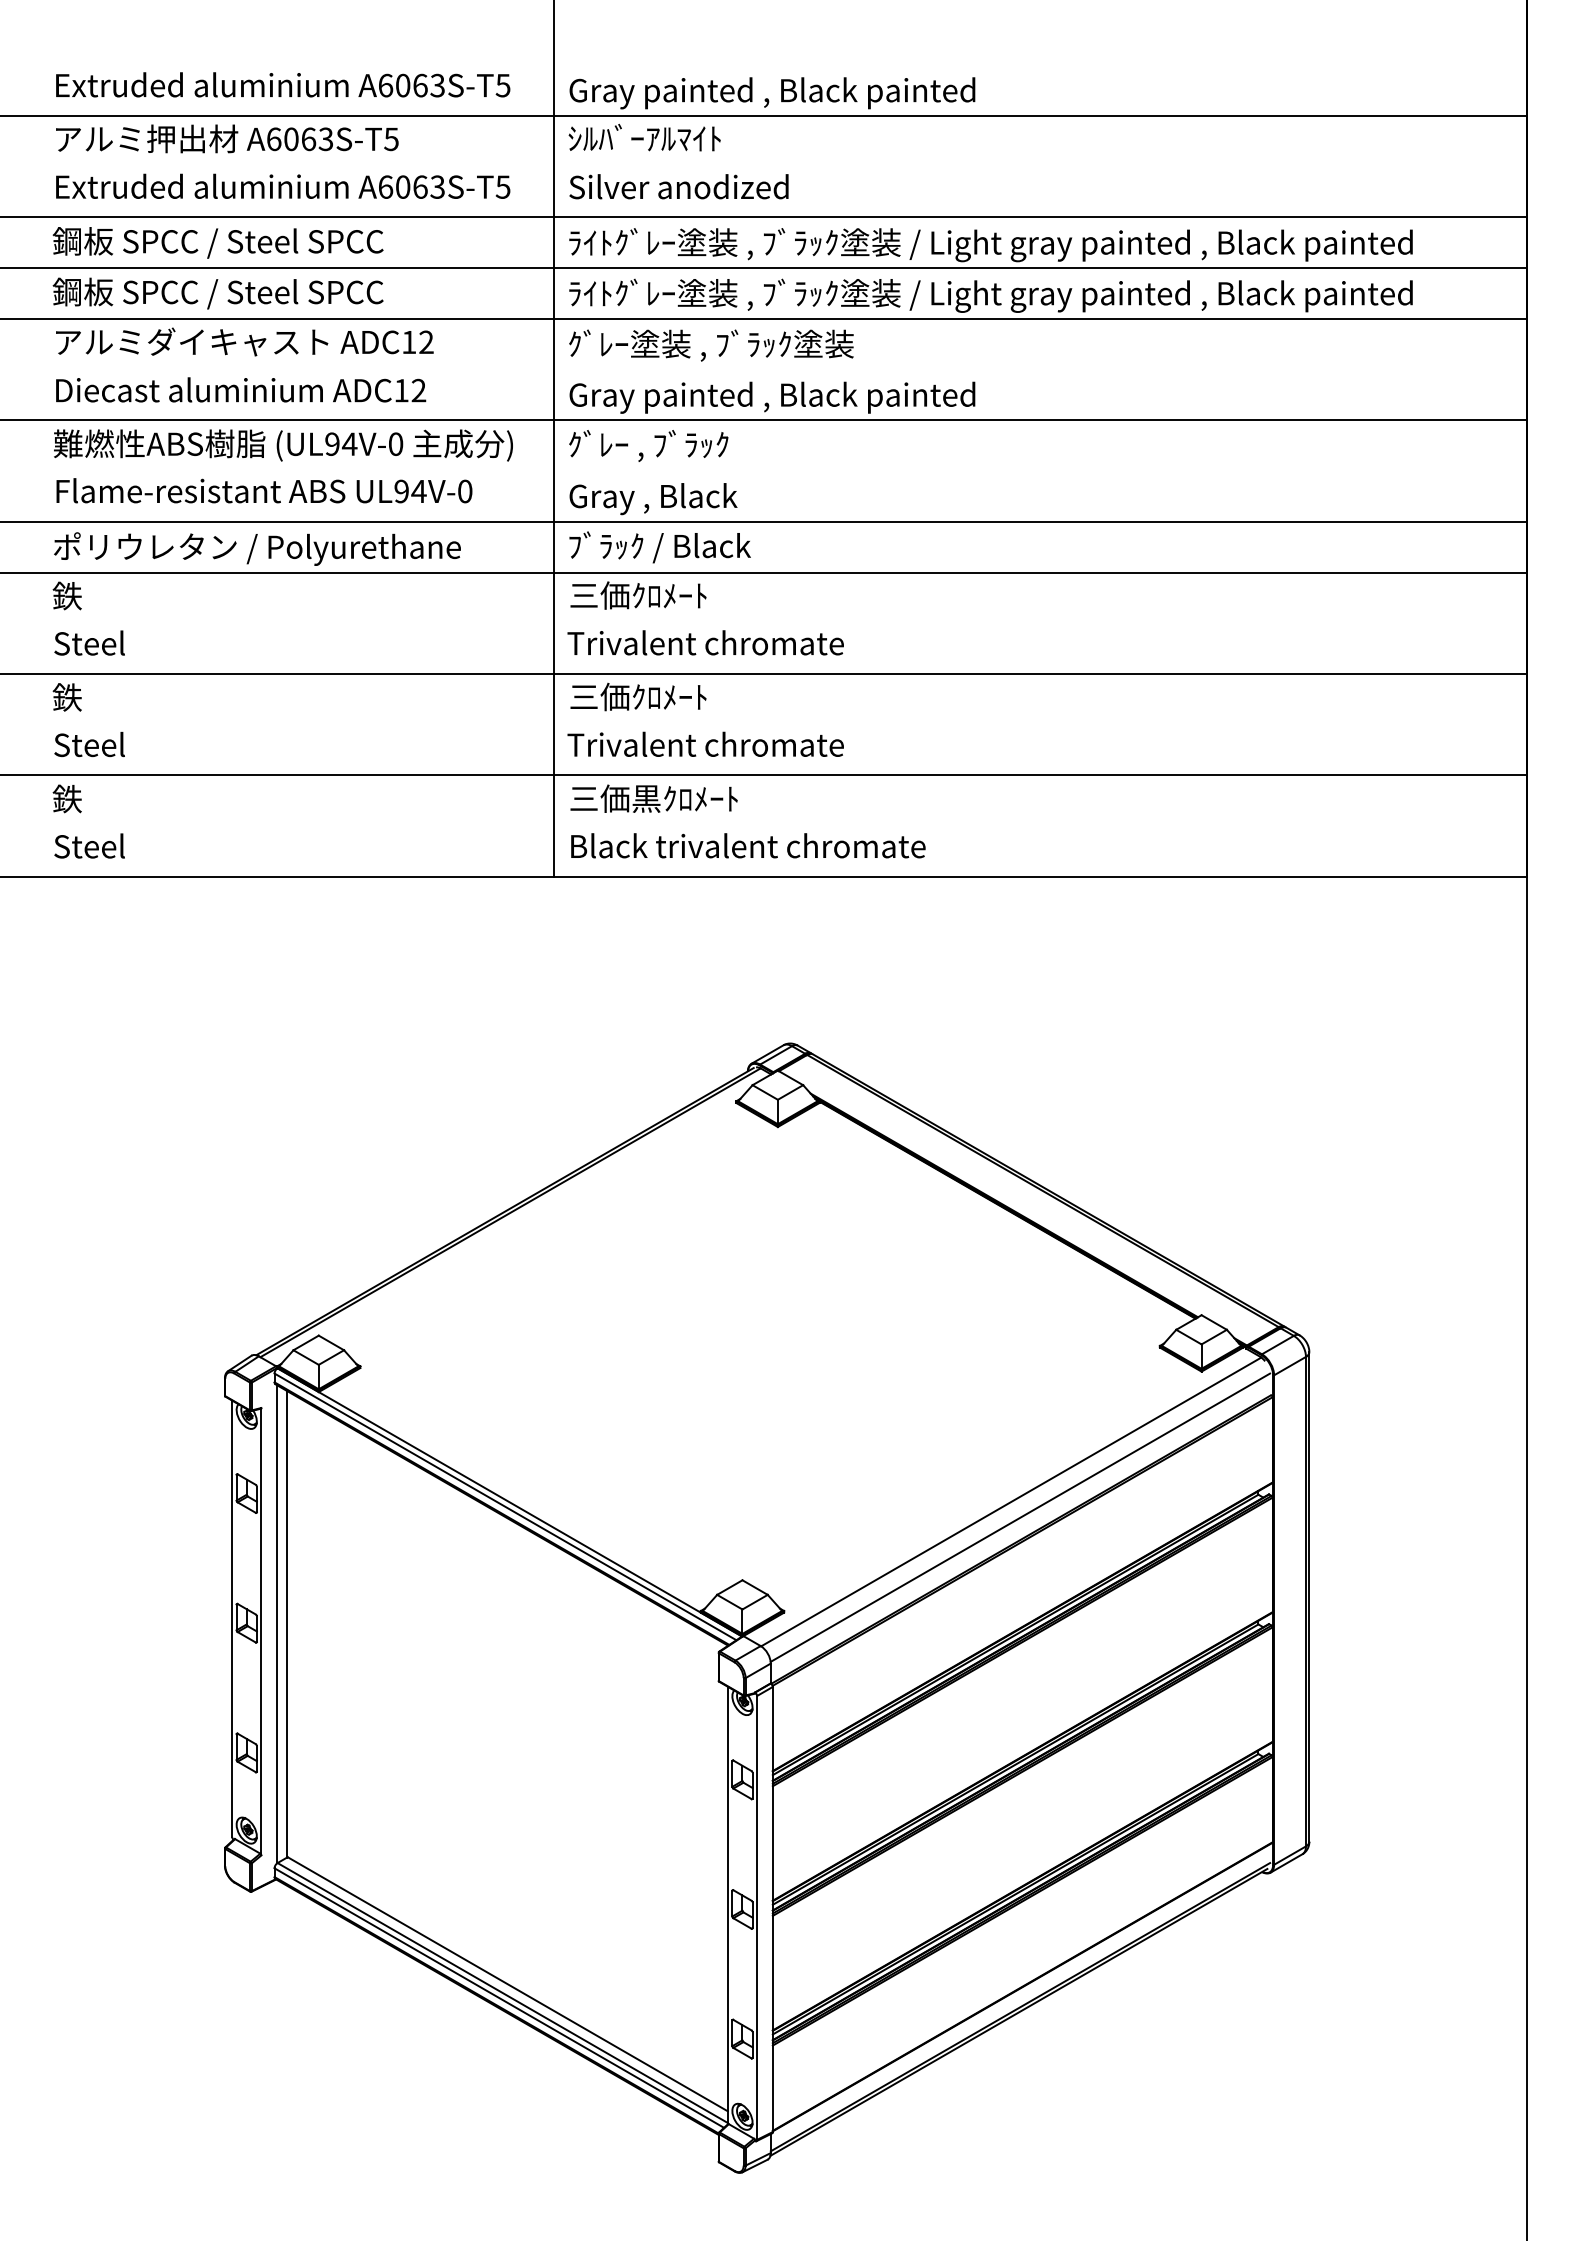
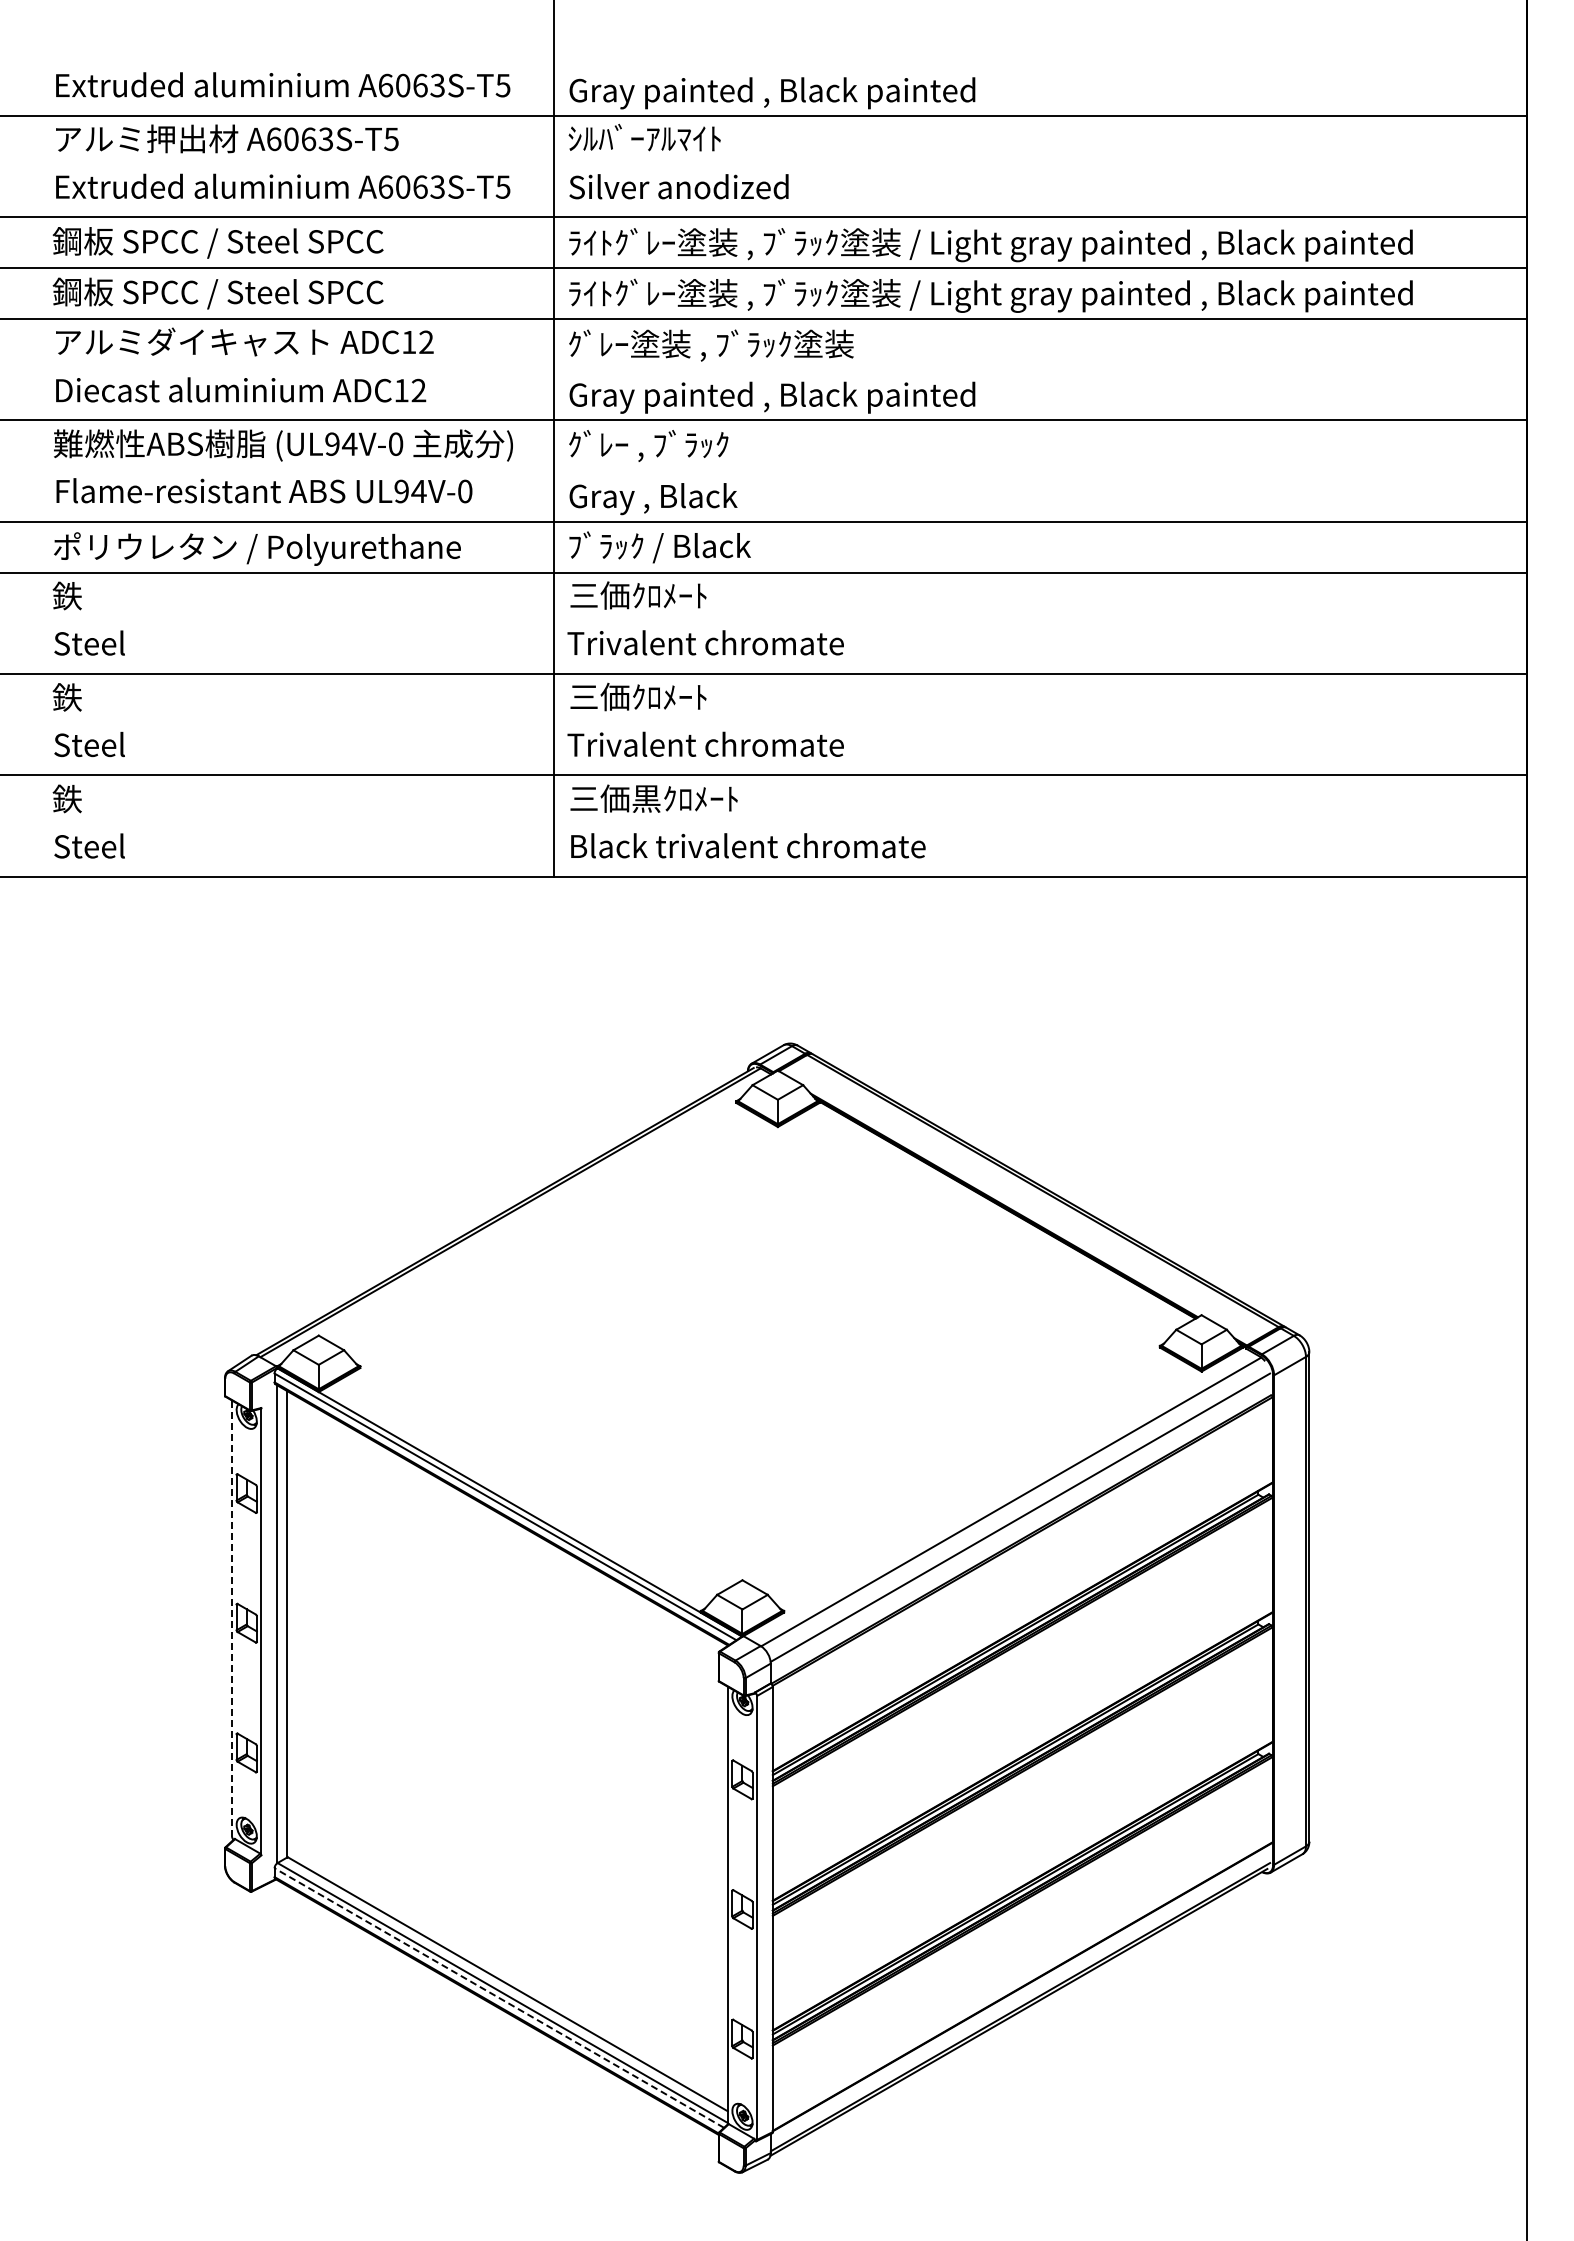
line: solid -> dashed (232, 1618)
line: solid -> dashed (499, 1998)
